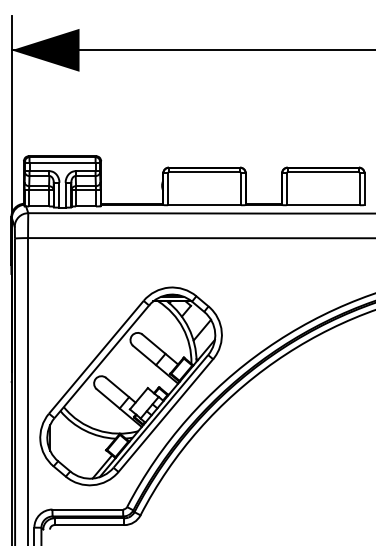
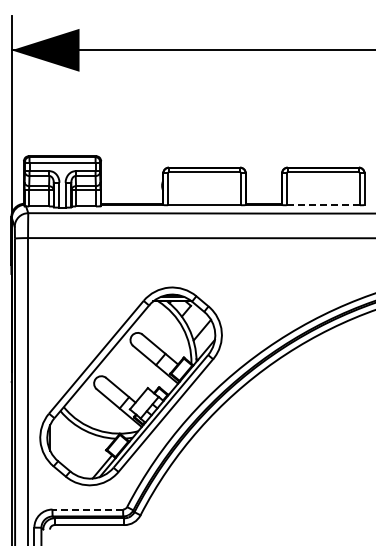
line: solid -> dashed (323, 205)
line: solid -> dashed (87, 509)
